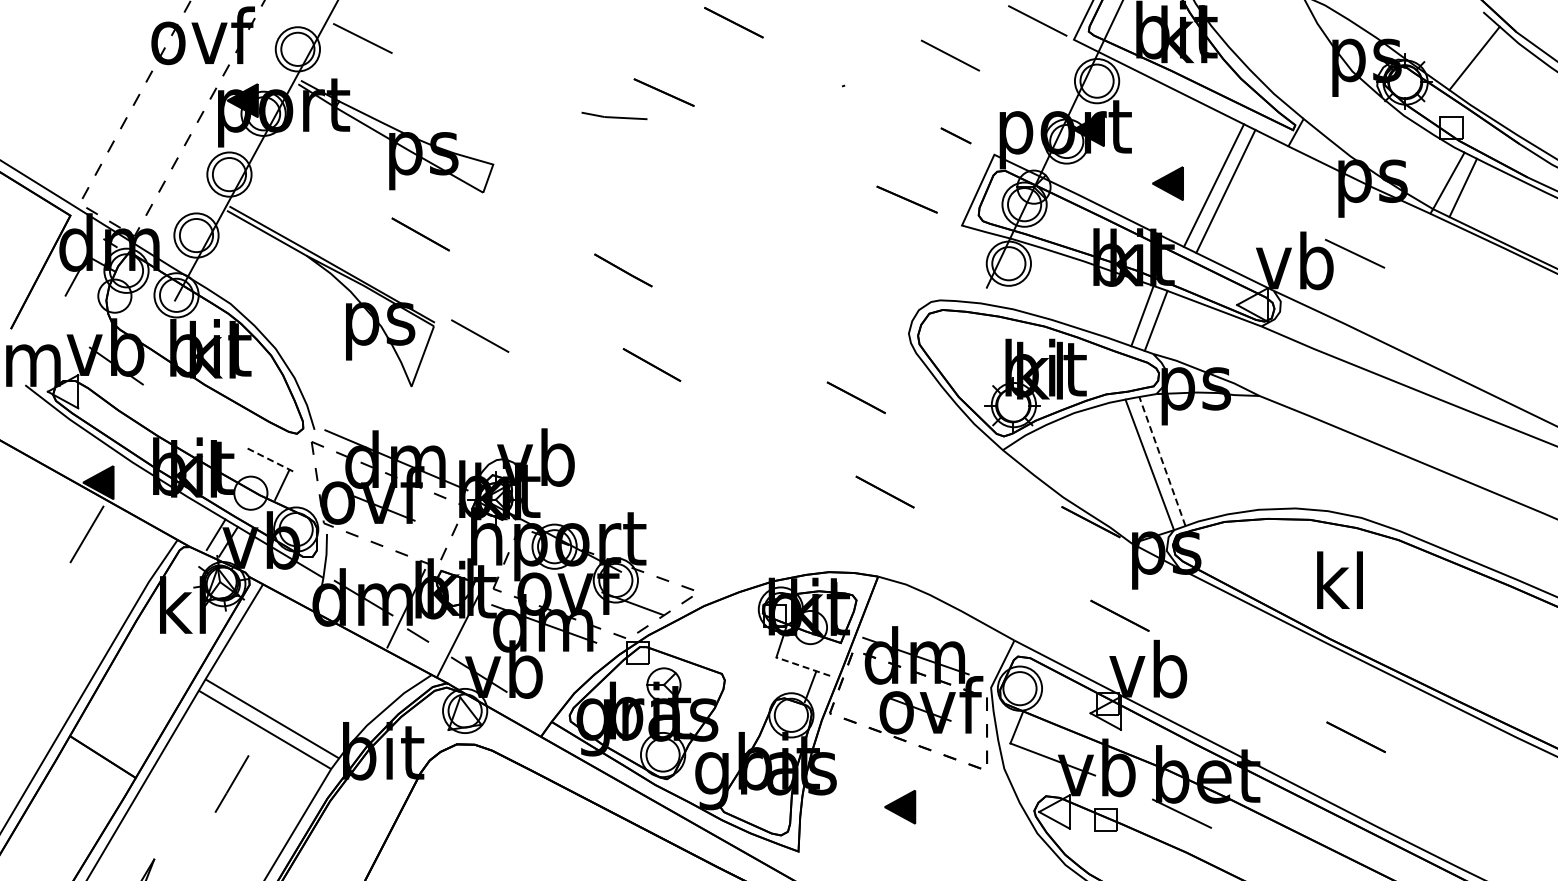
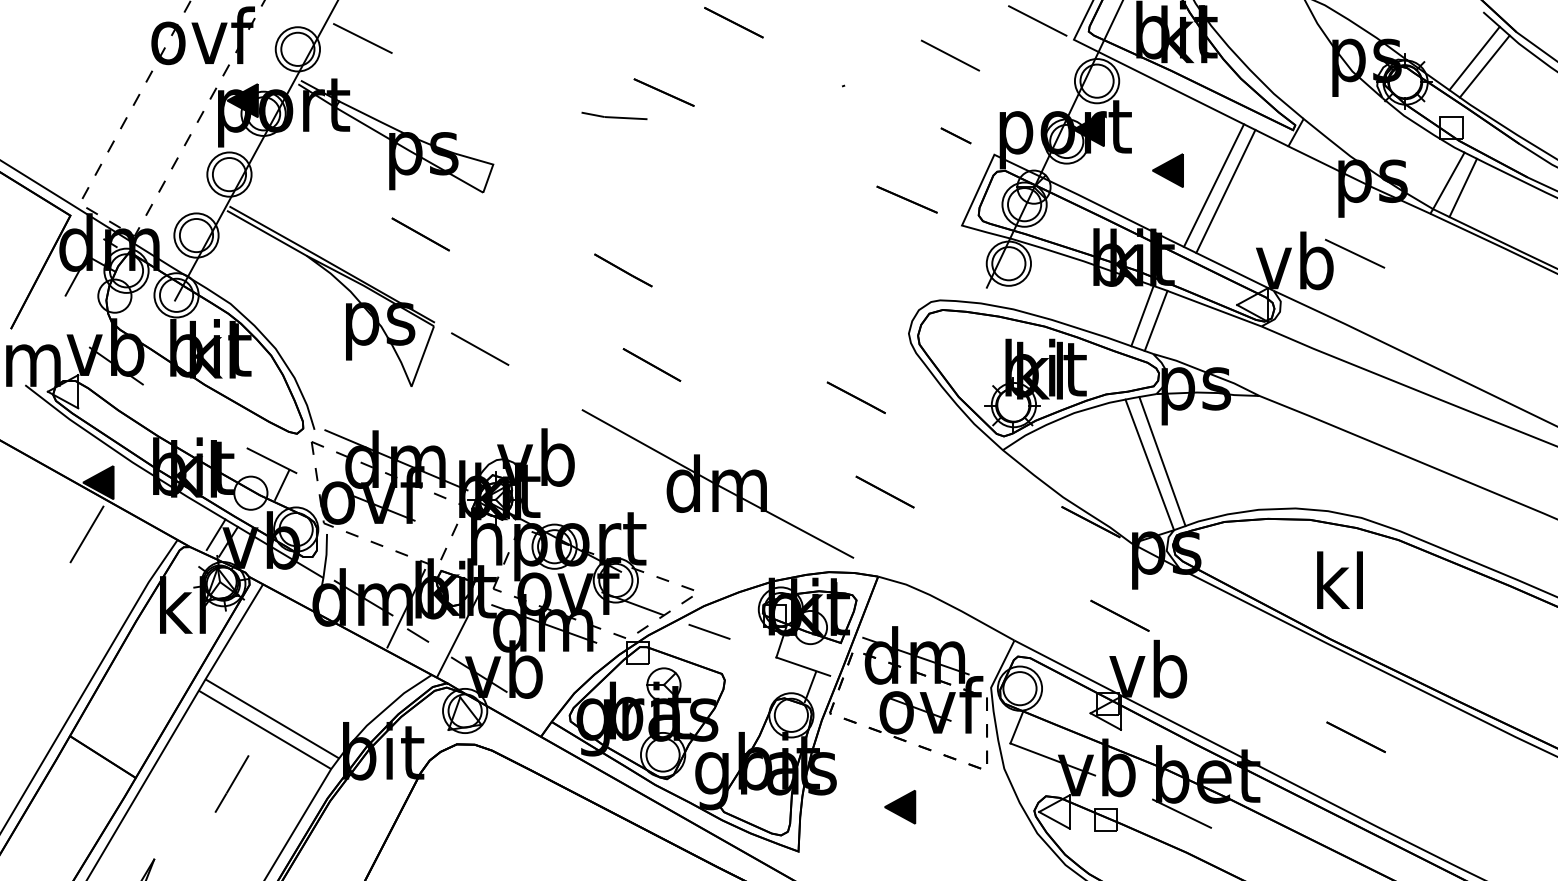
line: none -> present (1484, 66)
part position: (1167, 183) -> (1167, 170) (1167, 170)
line position: (480, 335) -> (480, 348) (480, 348)
line: dashed -> solid (272, 461)
line: dashed -> solid (1162, 461)
part: none -> present (717, 483)
line: none -> present (709, 631)
line: dashed -> solid (802, 666)
